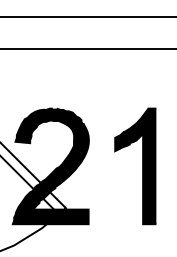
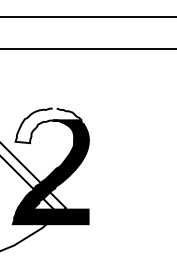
fill: present -> none (48, 125)
part: present -> none (142, 166)
